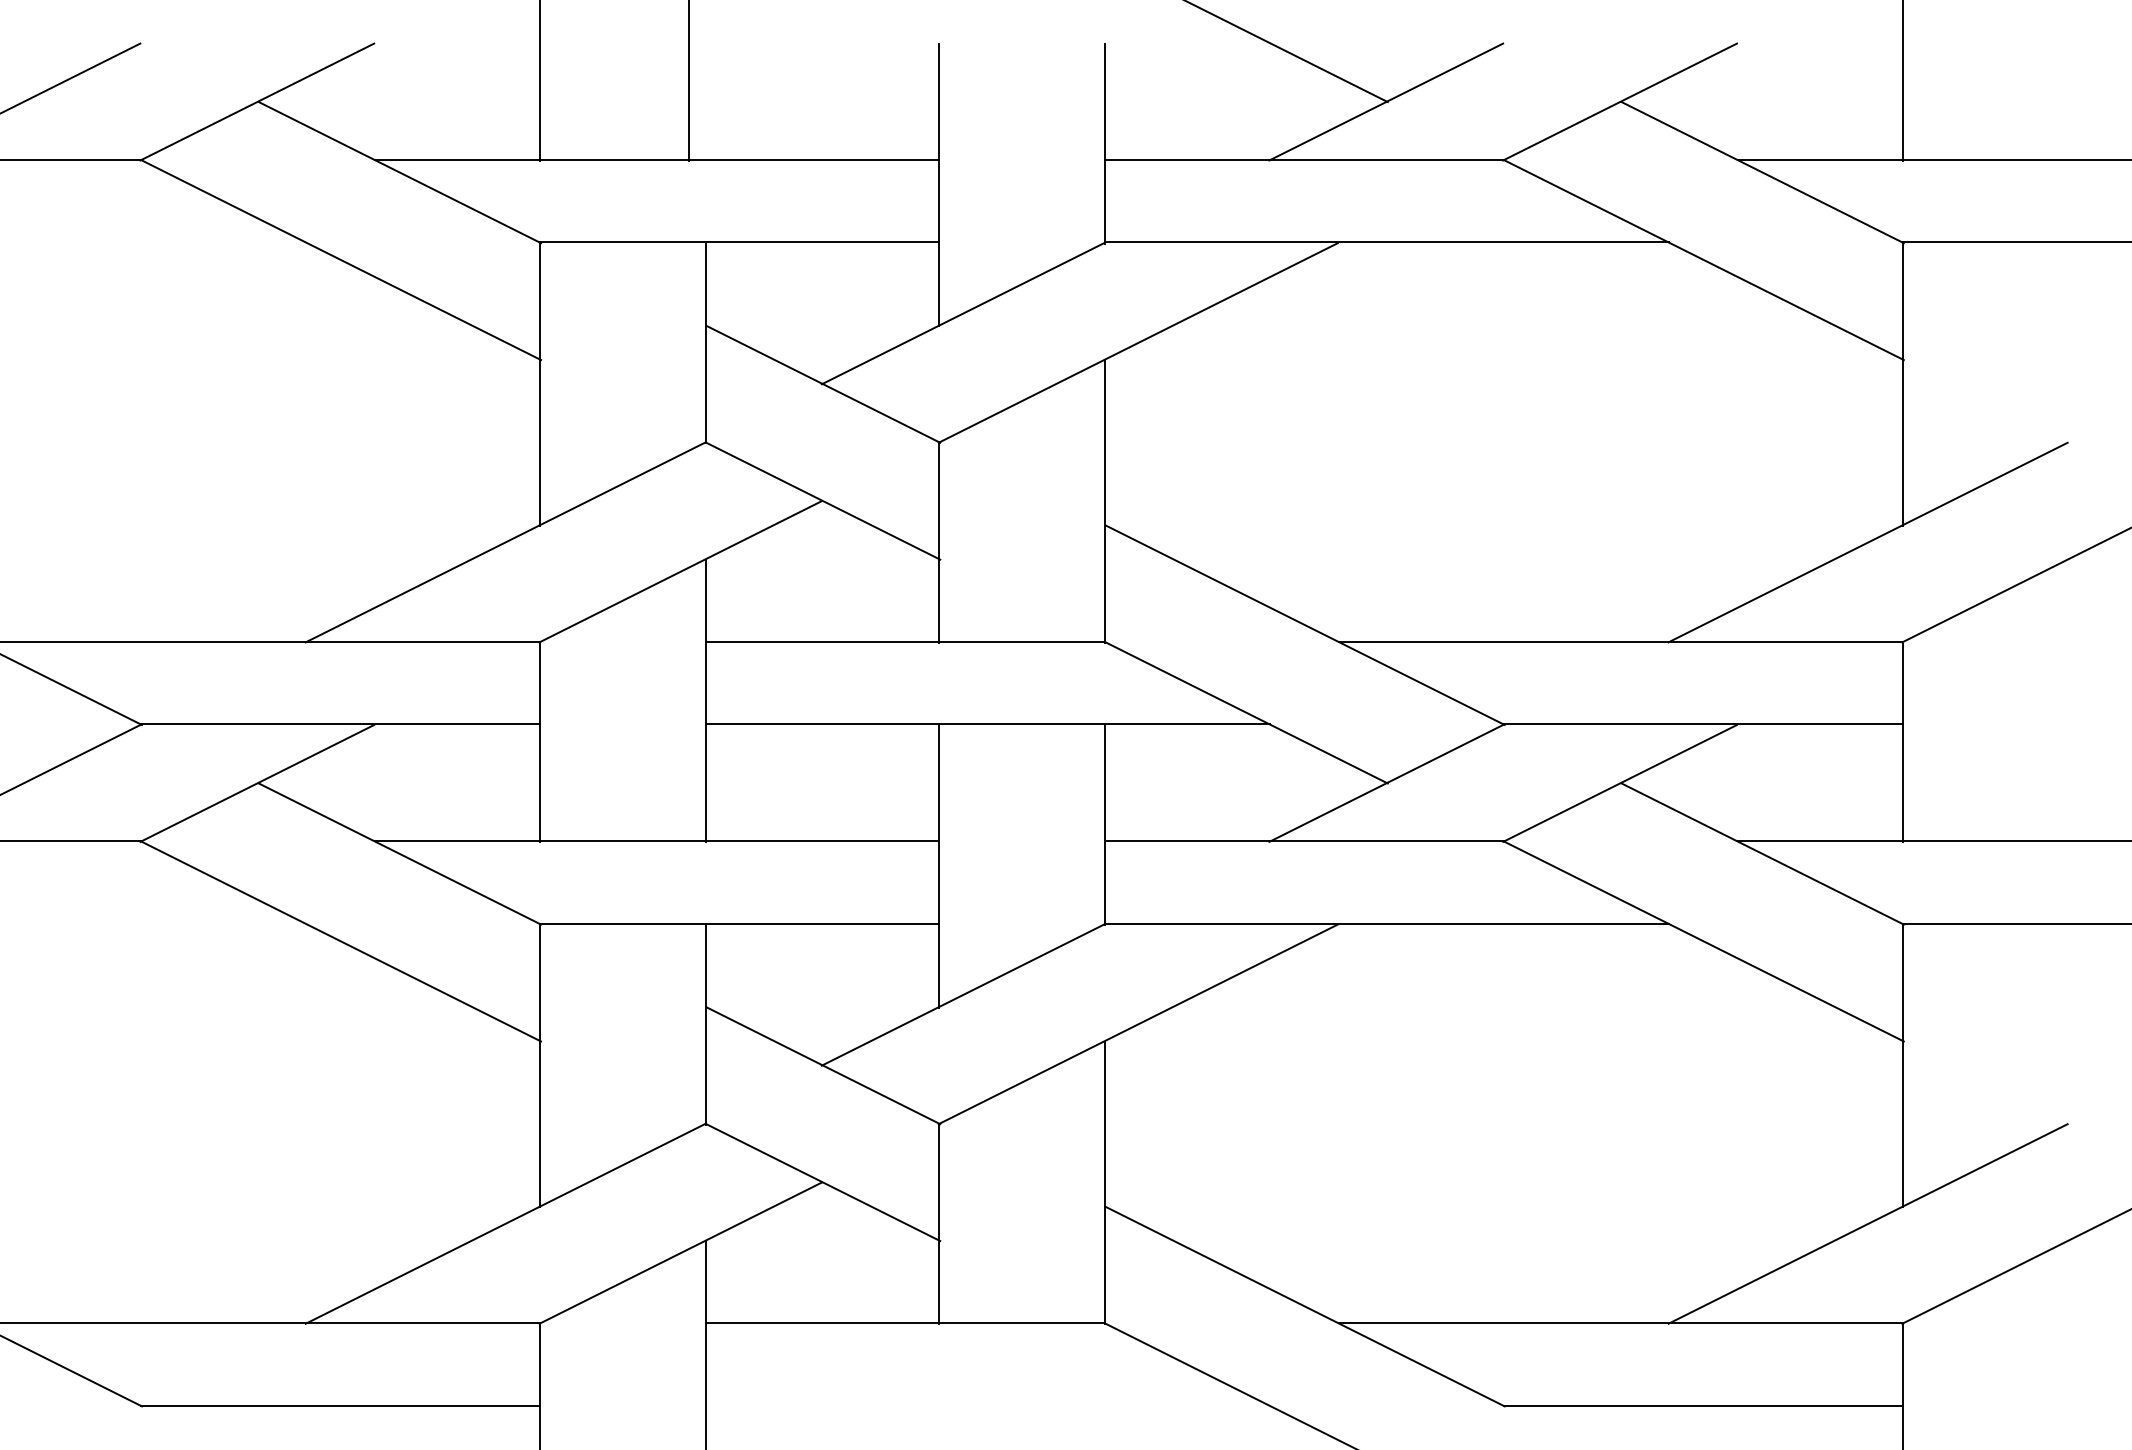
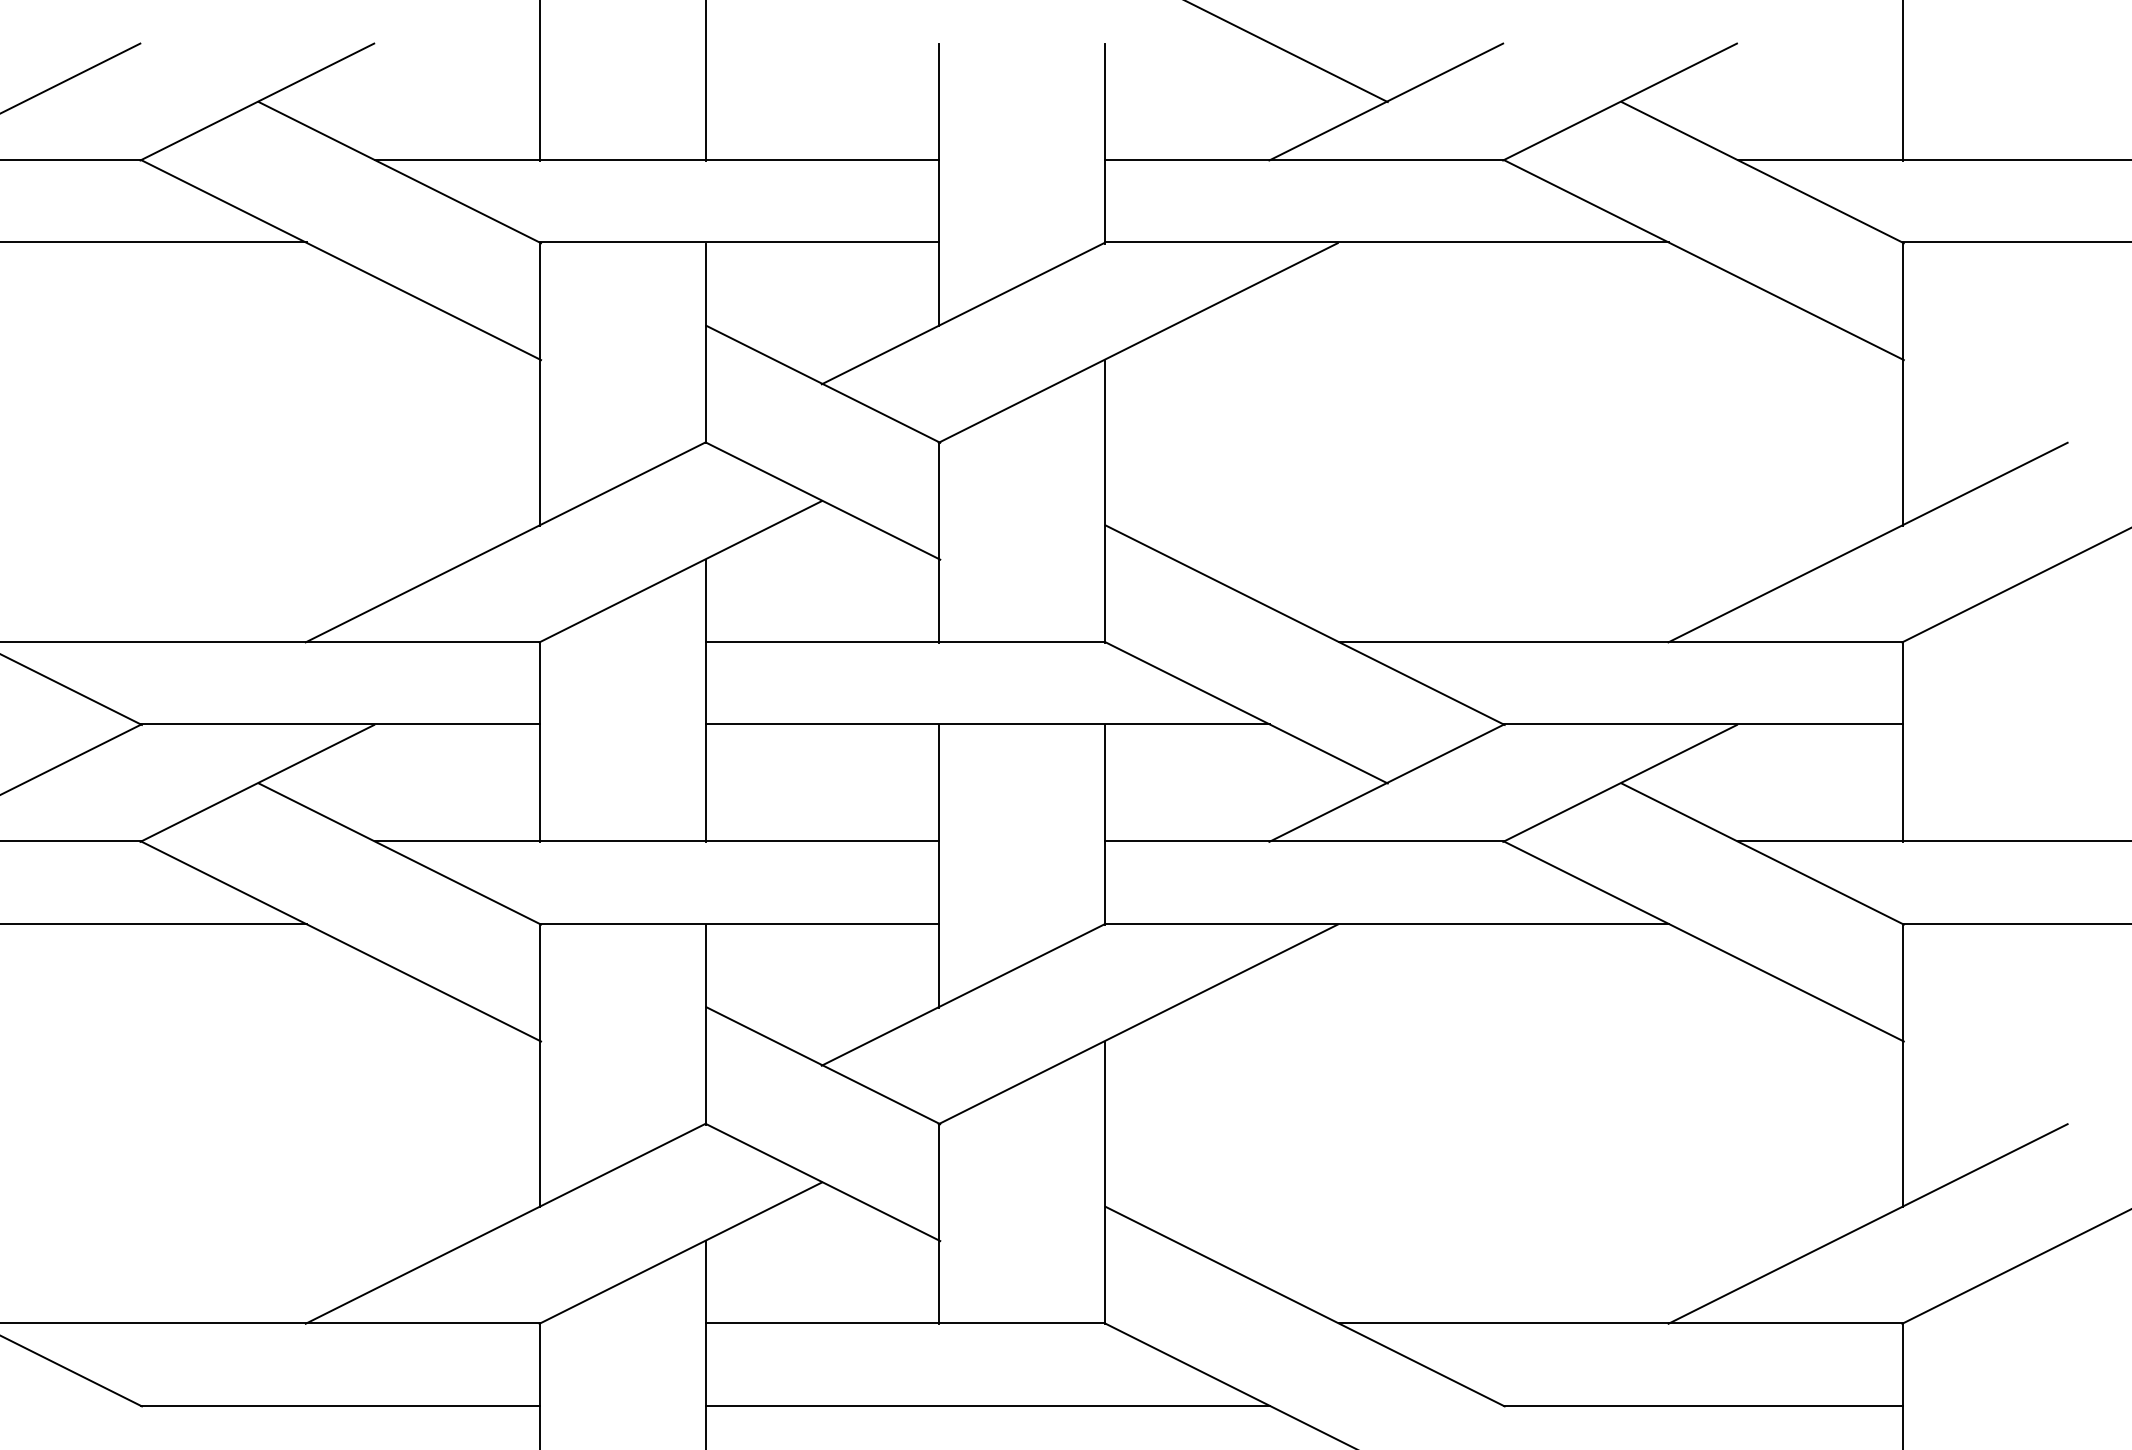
line position: (688, 81) -> (705, 81) (705, 81)
line: none -> present (154, 242)
line: none -> present (154, 923)
line: none -> present (987, 1405)
